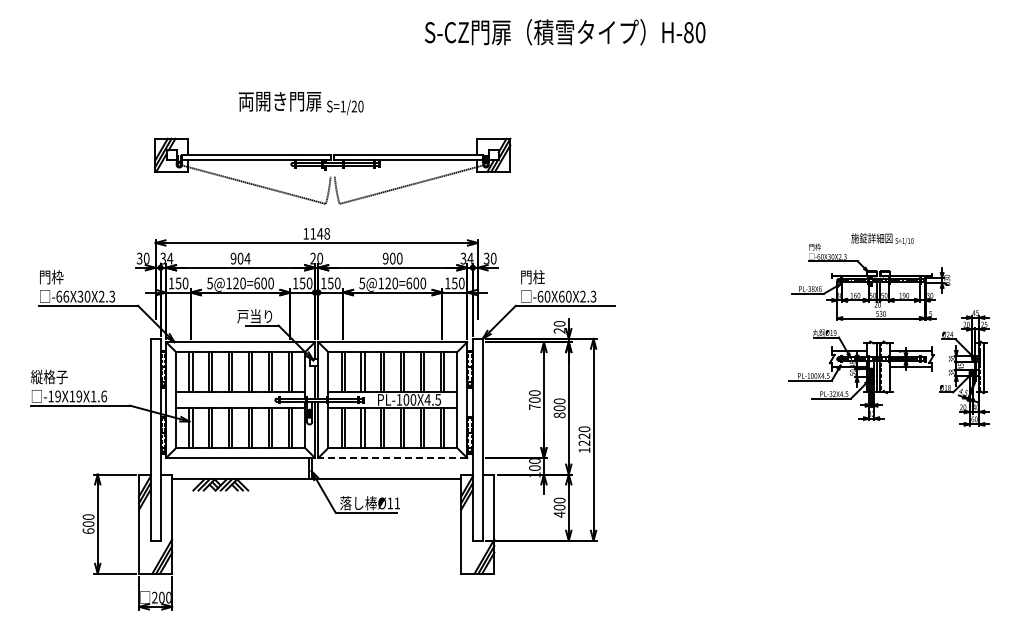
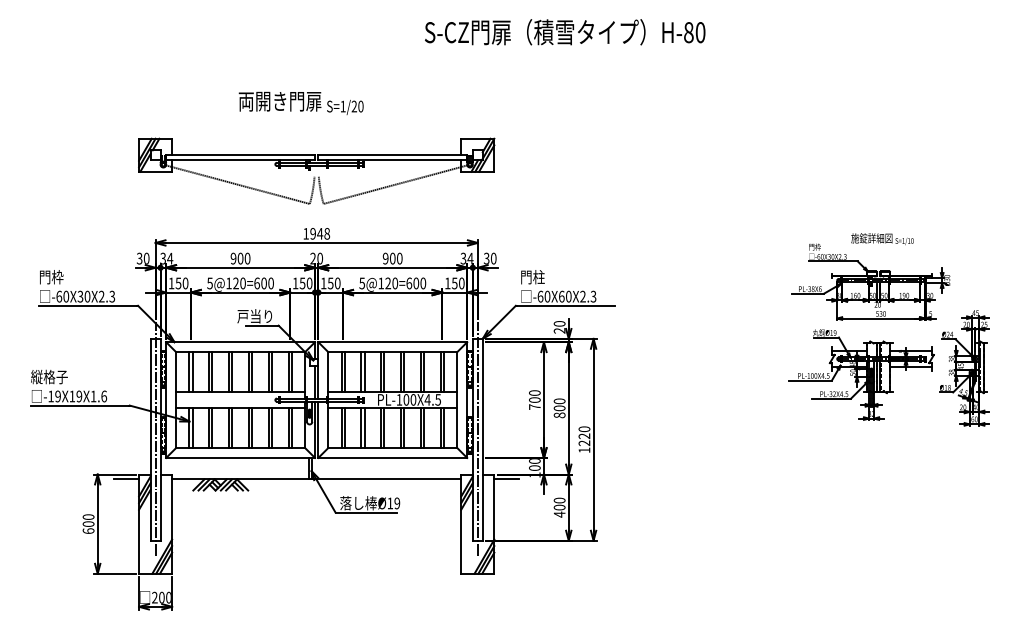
part position: (332, 170) -> (316, 170) (316, 170)
text: 1148 -> 1948 (312, 233)
text: 904 -> 900 (247, 258)
text: -66X30X2.3 -> -60X30X2.3 (66, 296)
line: none -> present (155, 439)
line: none -> present (477, 439)
line: dashed -> solid (392, 457)
line: none -> present (126, 479)
line: none -> present (506, 479)
text: Ø11 -> Ø19 (397, 503)
